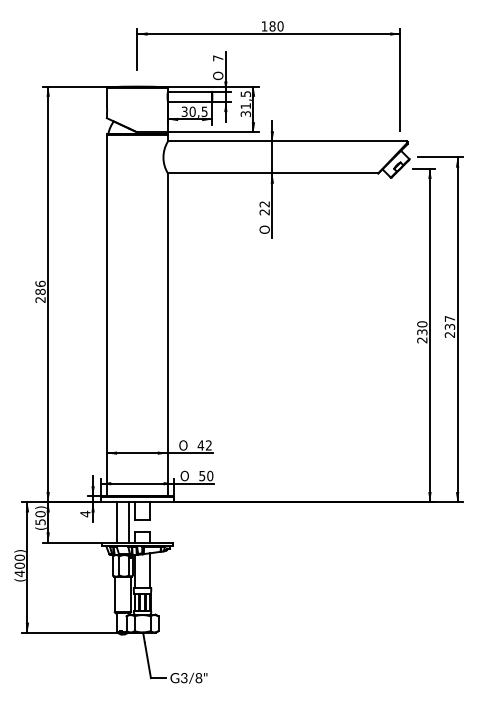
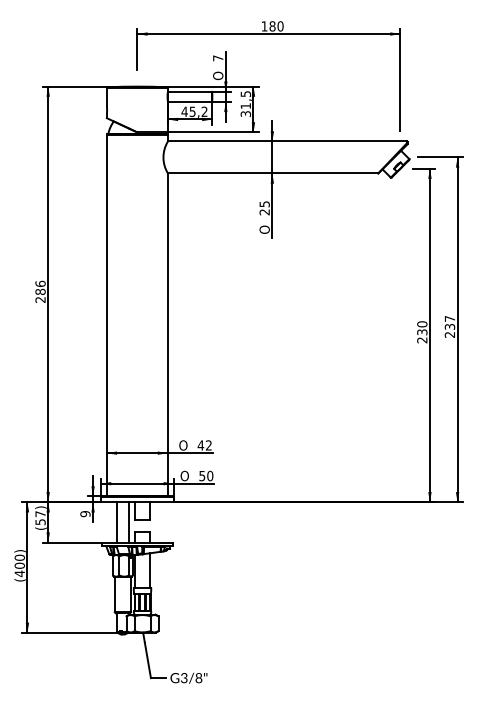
text: 30,5 -> 45,2 (194, 111)
text: 22 -> 25 (264, 204)
text: 4 -> 9 (85, 513)
text: (50) -> (57) (40, 514)
